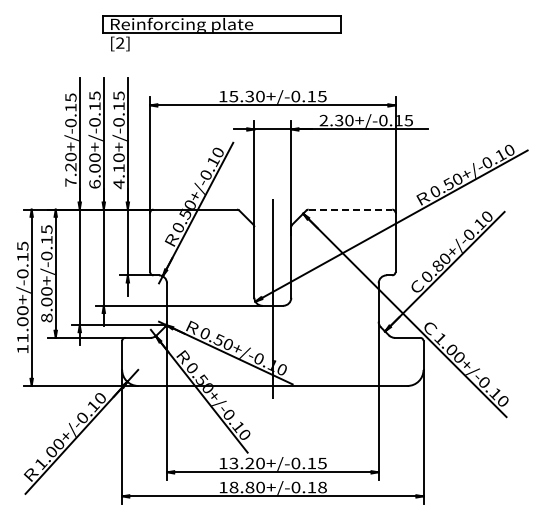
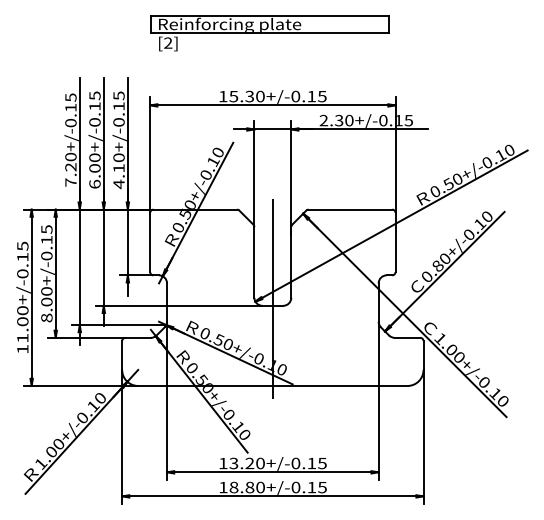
part position: (221, 33) -> (269, 33) (269, 33)
line: dashed -> solid (350, 209)
text: 18.80+/-0.18 -> 18.80+/-0.15 (322, 487)
